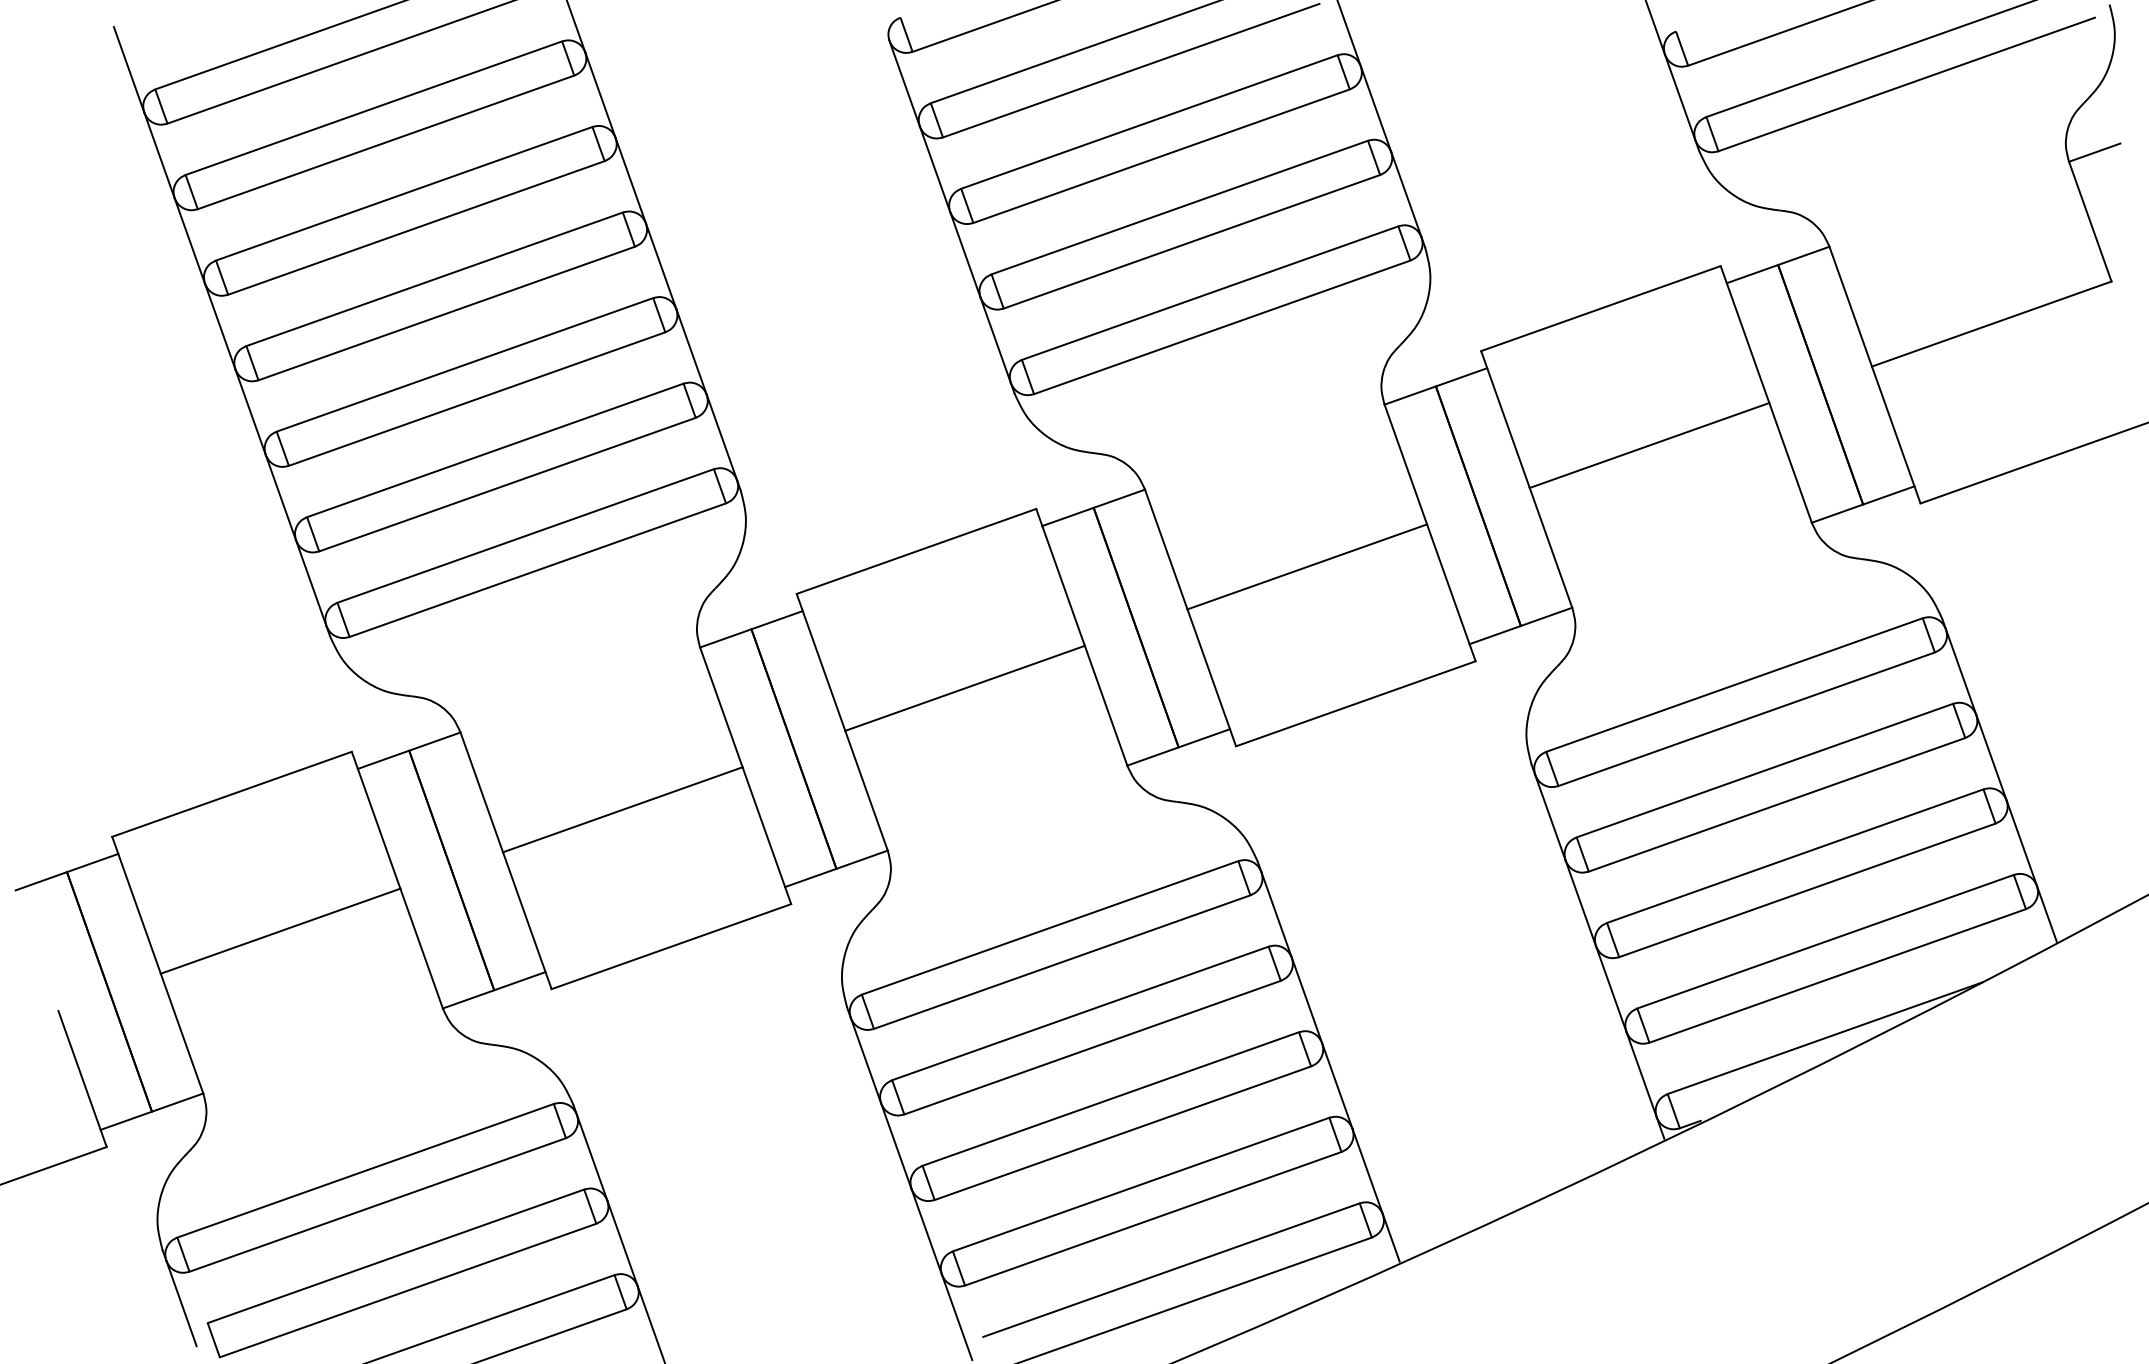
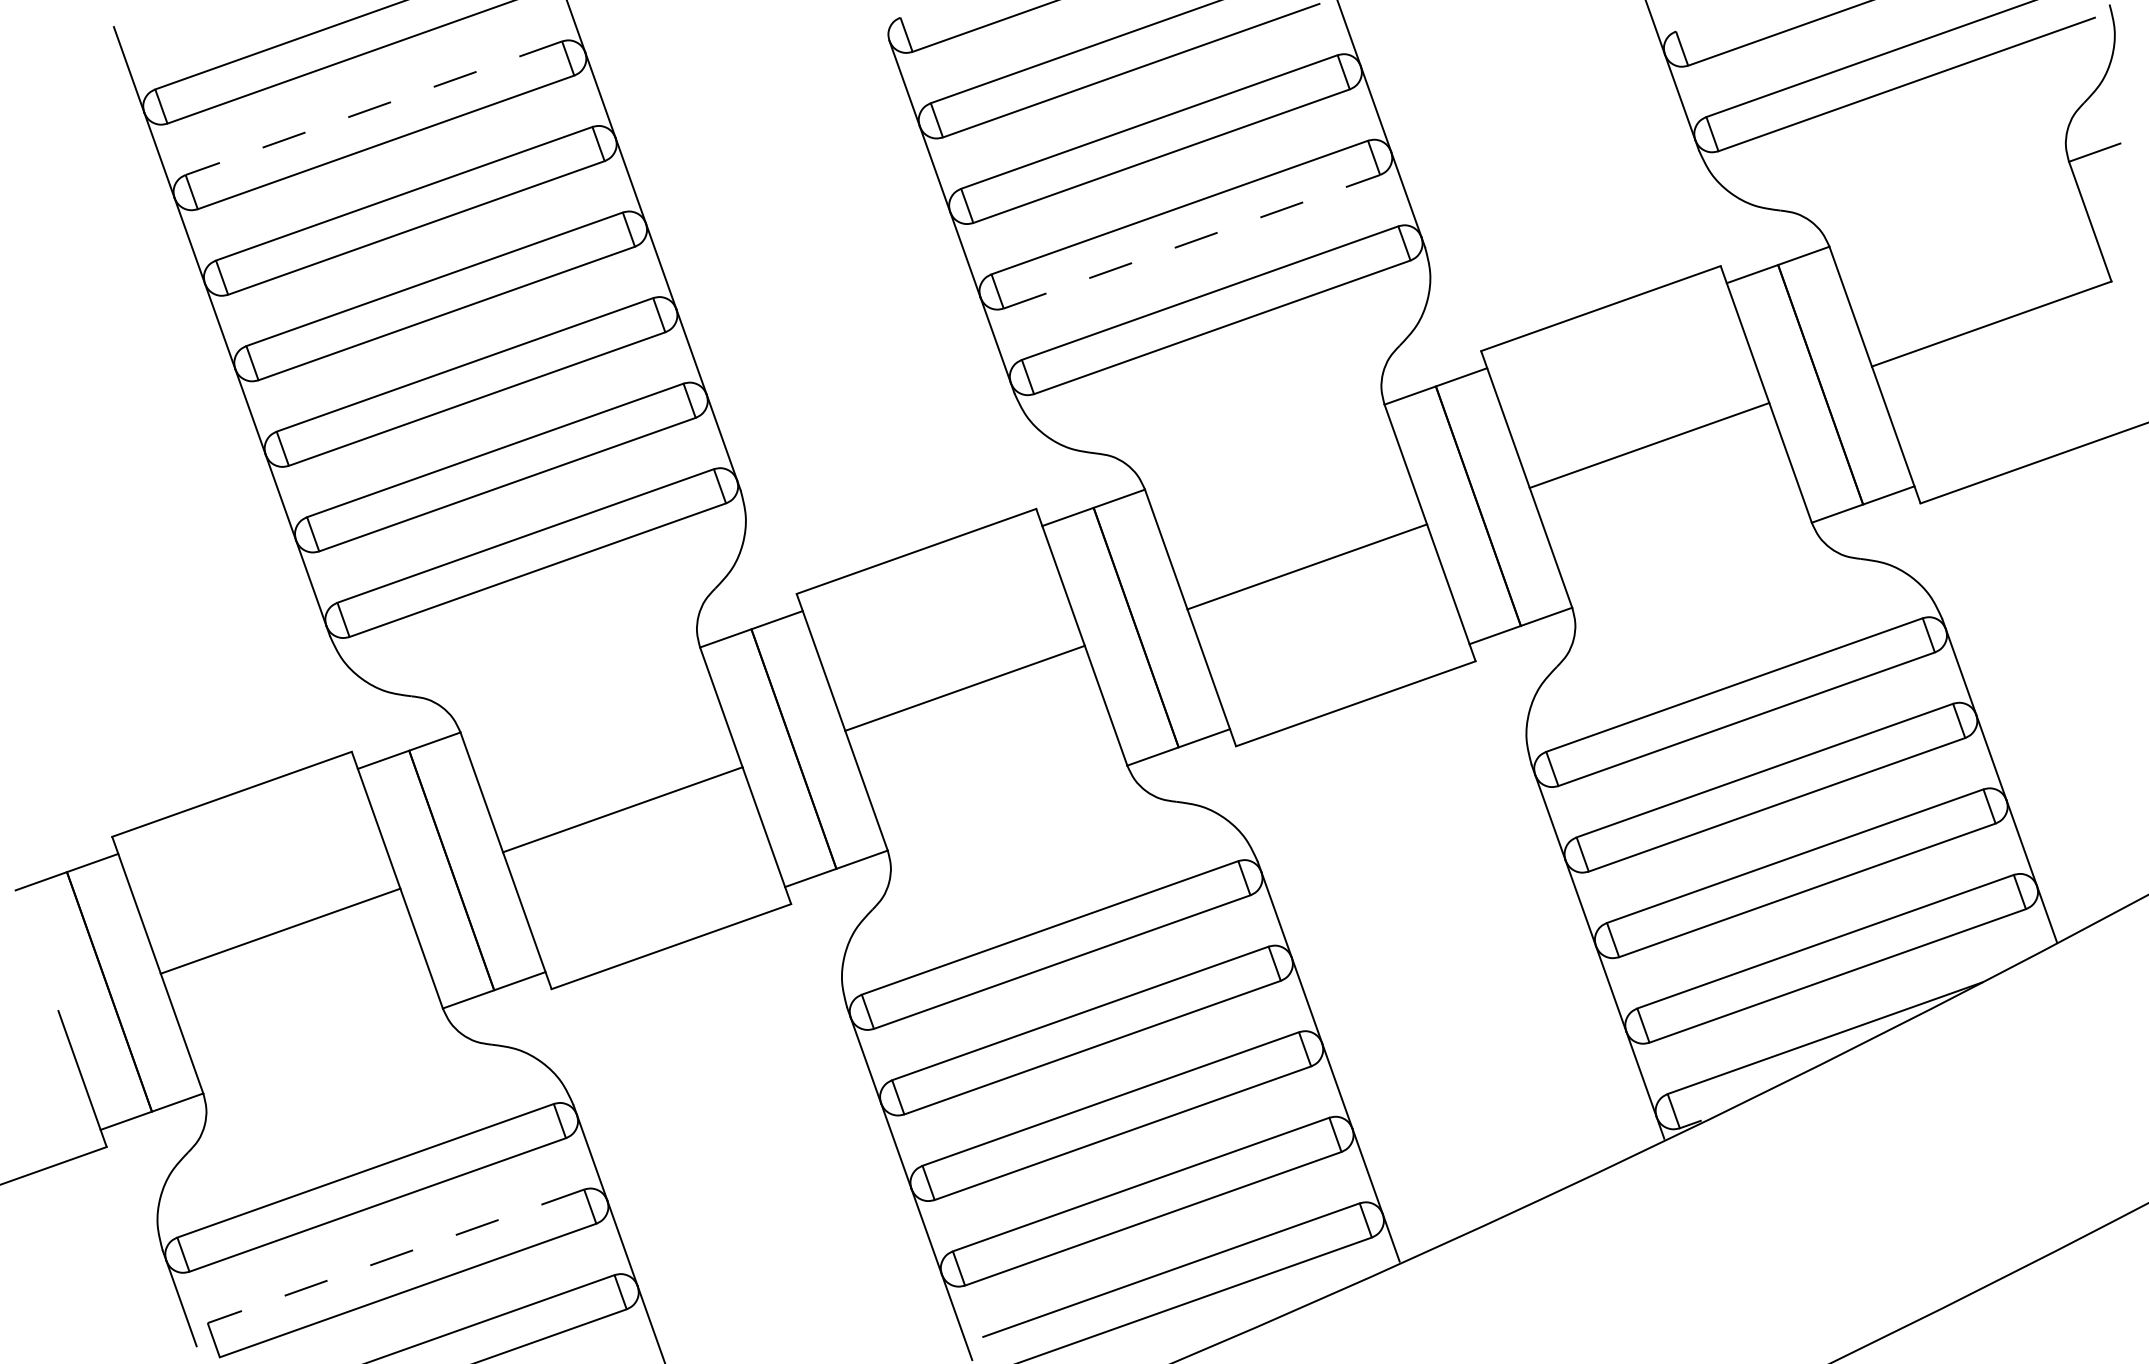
line: solid -> dashed (373, 108)
line: solid -> dashed (1191, 241)
line: solid -> dashed (395, 1256)
